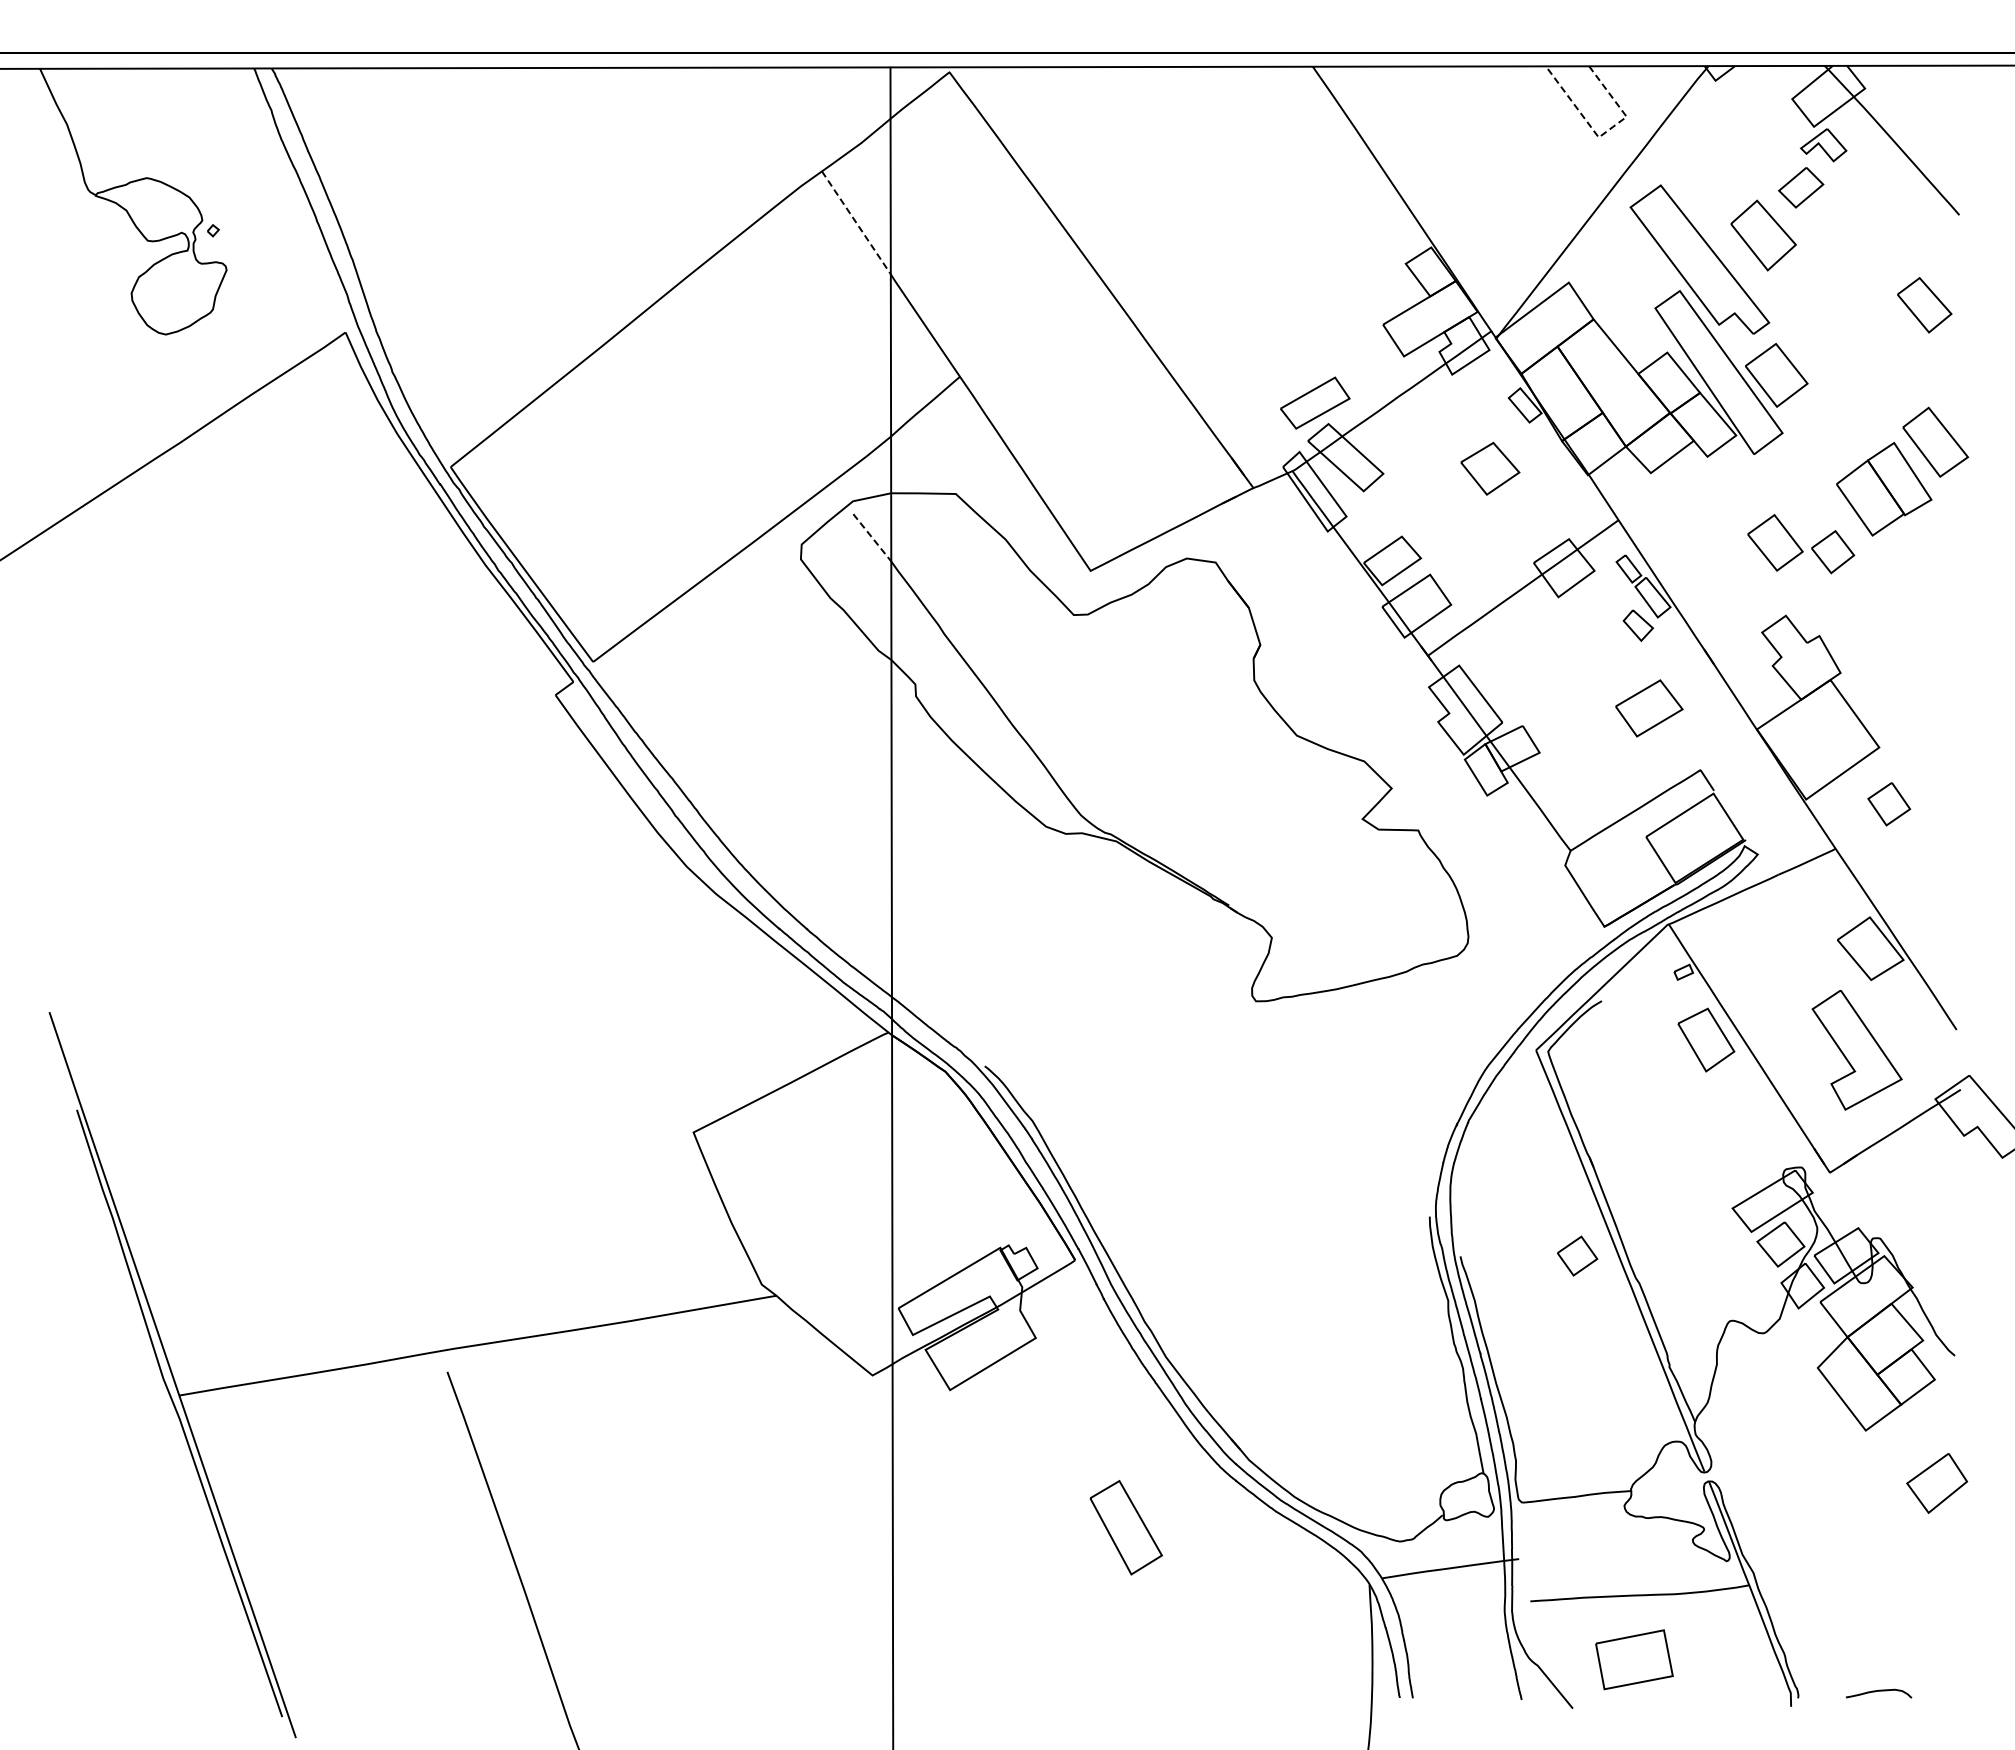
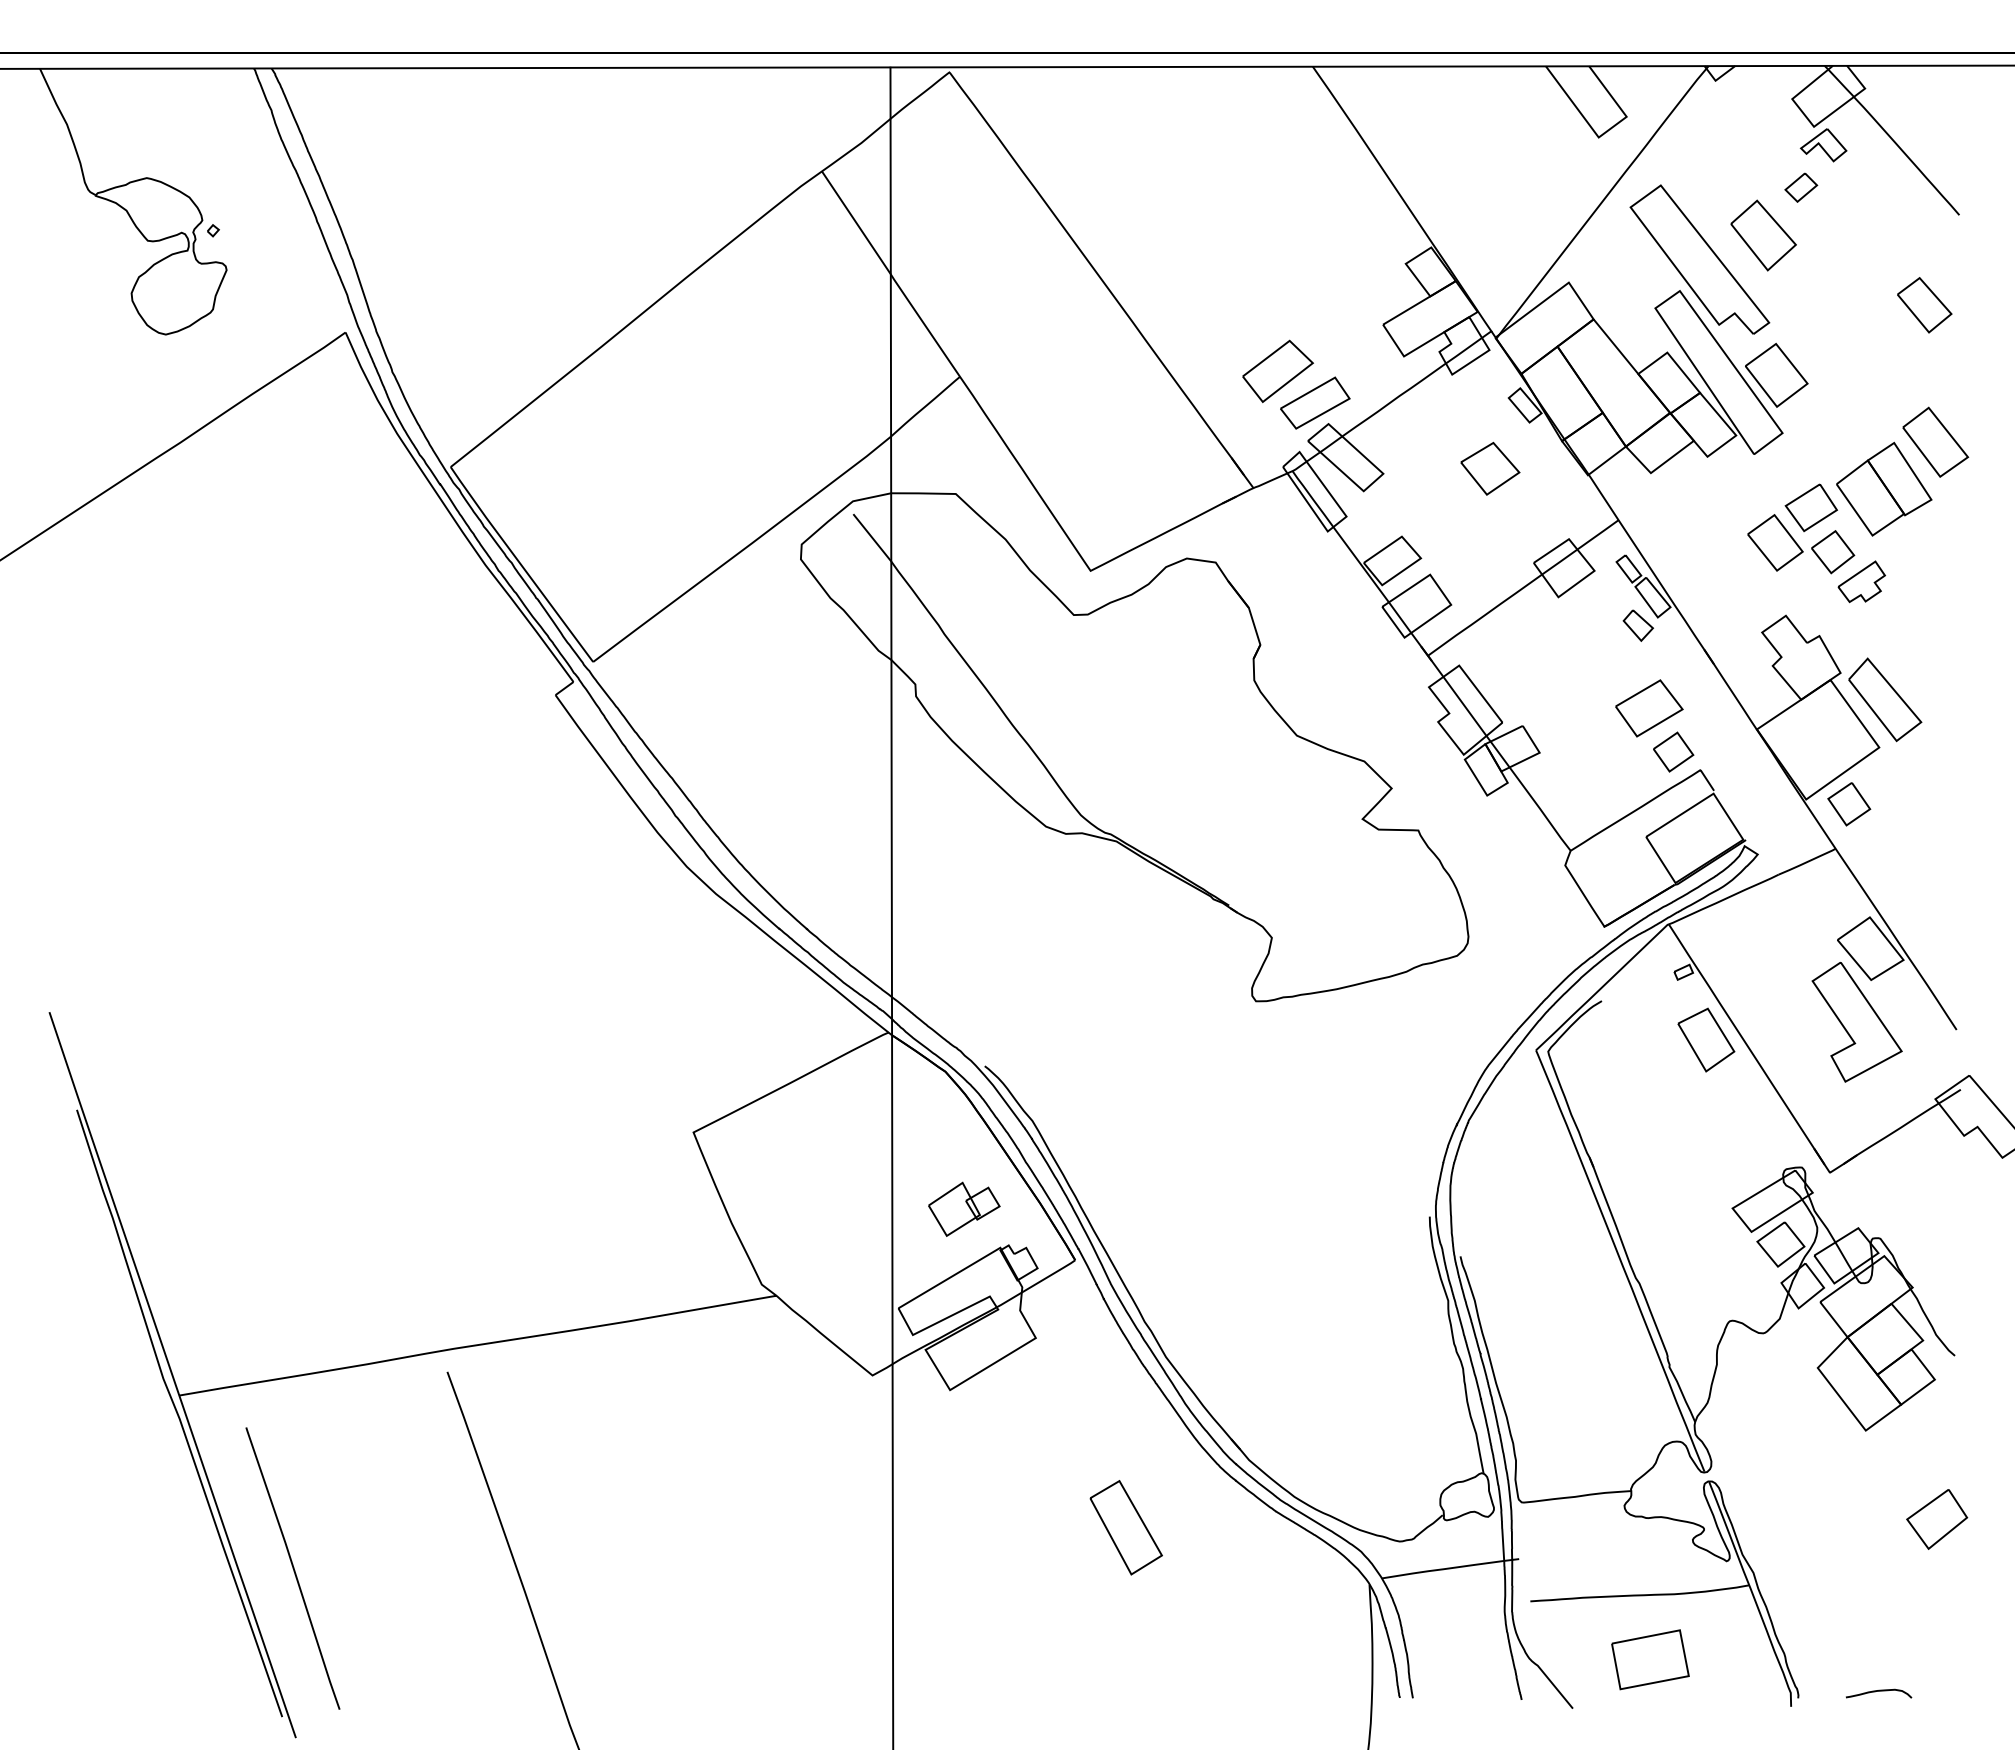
line: dashed -> solid (1601, 135)
part size: 47x42 px -> 35x31 px (1801, 187)
line: dashed -> solid (856, 222)
part: none -> present (1277, 371)
part: none -> present (1810, 507)
line: dashed -> solid (872, 538)
part: none -> present (1861, 581)
part: none -> present (1885, 699)
part position: (1889, 804) -> (1849, 804) (1849, 804)
part position: (1856, 1050) -> (1856, 1022) (1856, 1022)
part: none -> present (964, 1208)
part position: (1577, 1255) -> (1673, 751) (1673, 751)
part position: (1937, 1483) -> (1937, 1519) (1937, 1519)
curve: none -> present (292, 1568)
part position: (1634, 1659) -> (1650, 1659) (1650, 1659)
